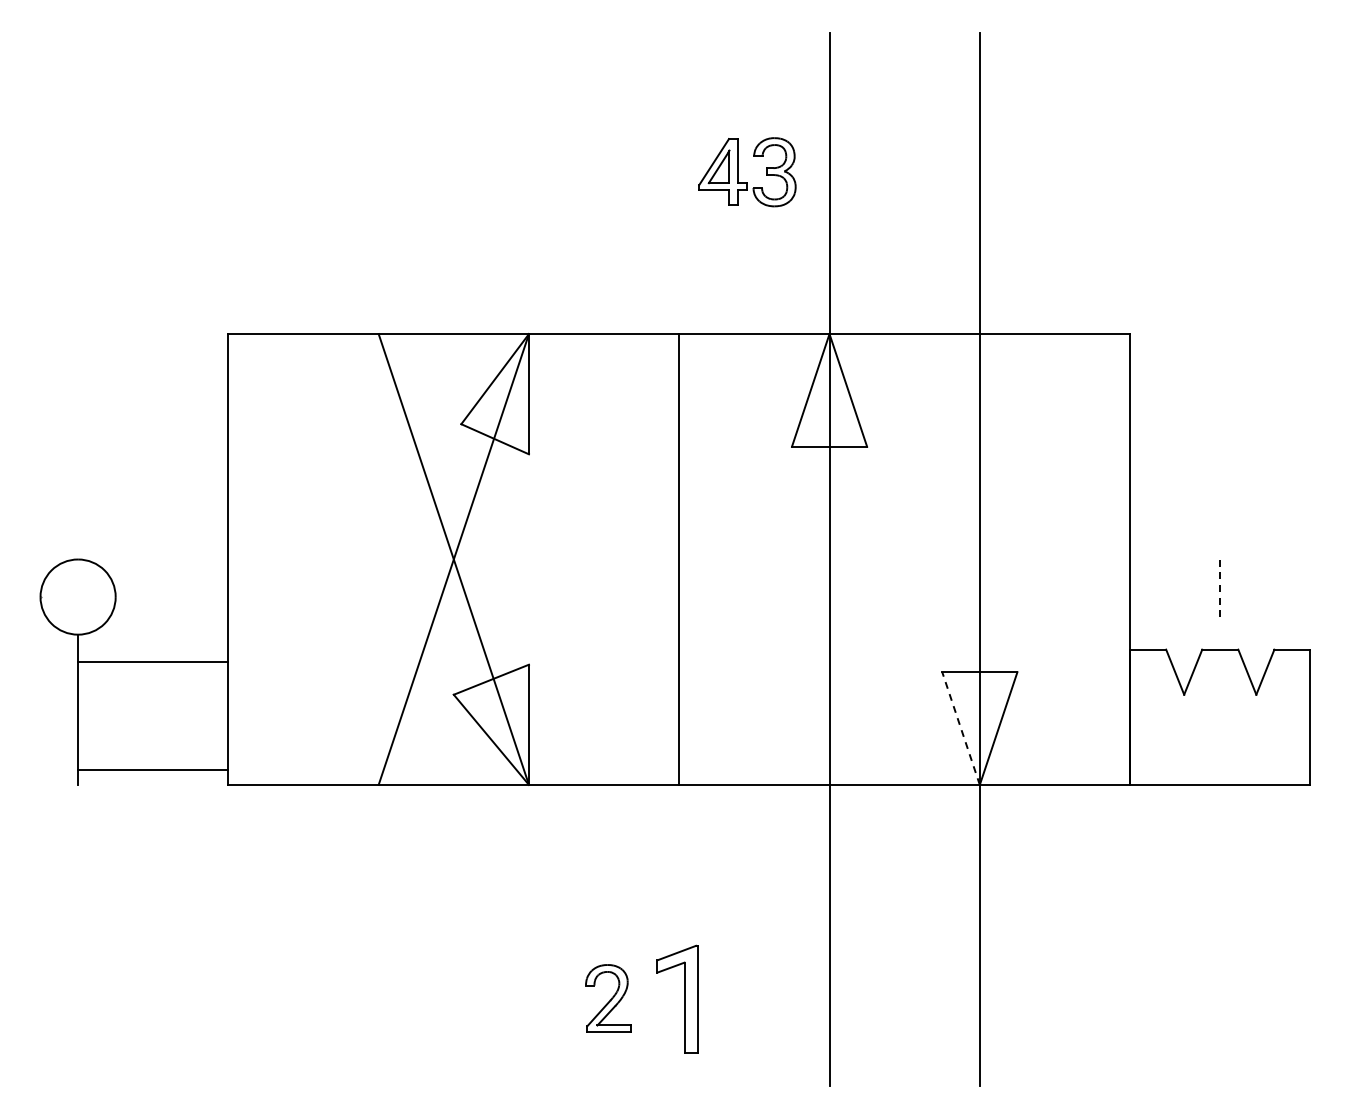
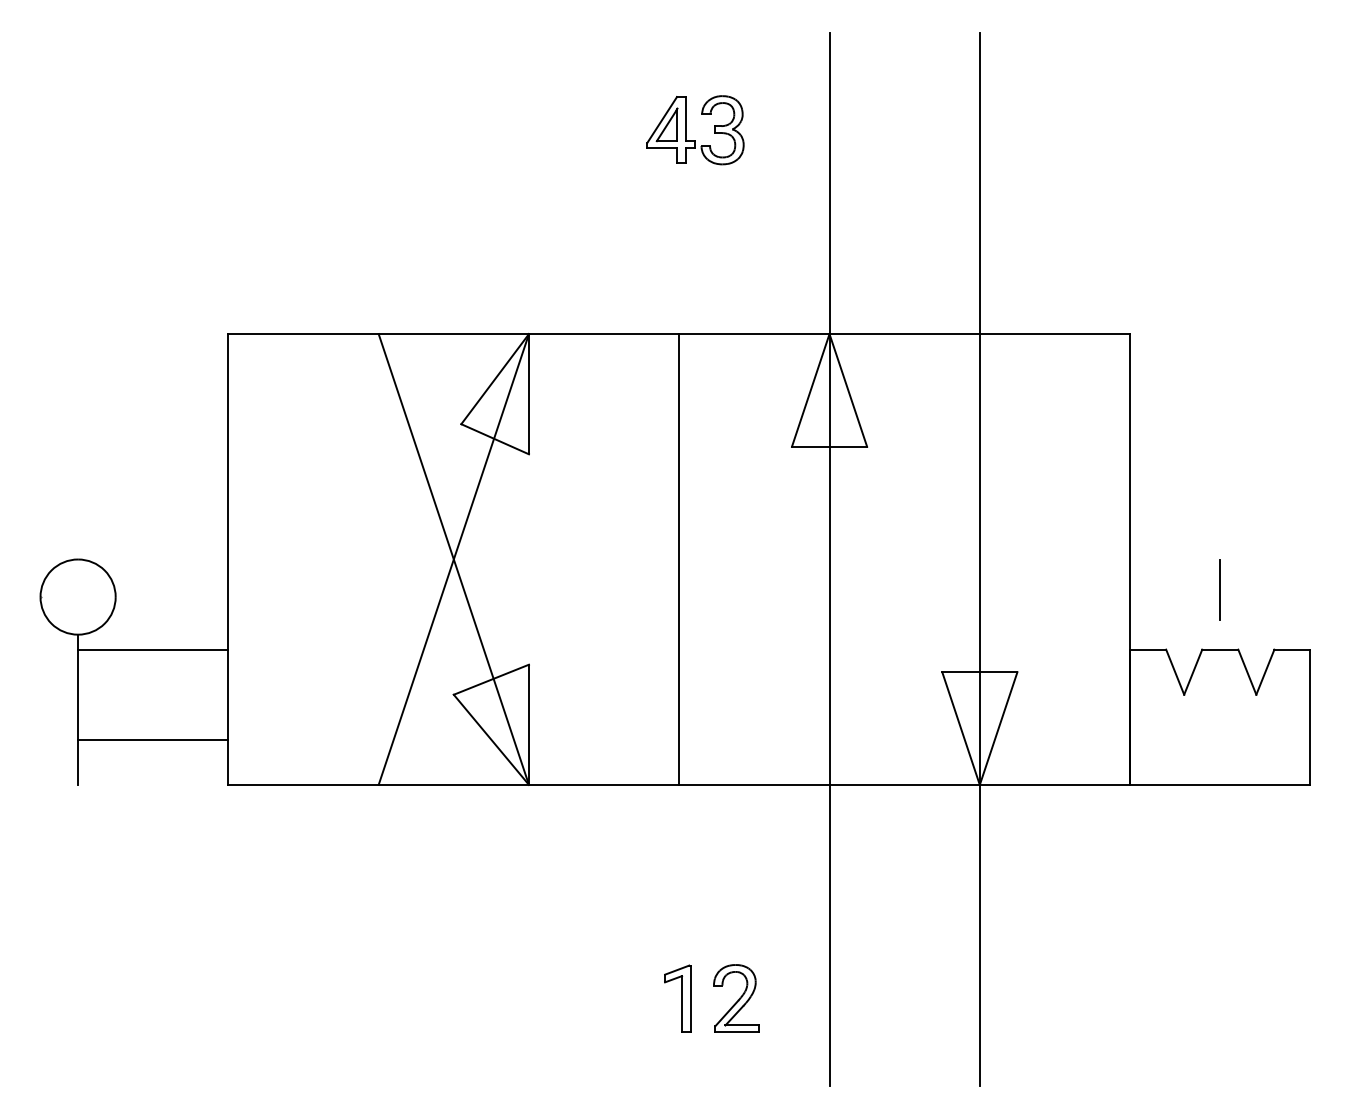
part position: (738, 172) -> (686, 130) (686, 130)
line: dashed -> solid (1220, 590)
line position: (153, 661) -> (153, 649) (153, 649)
line: dashed -> solid (960, 728)
line position: (153, 769) -> (153, 739) (153, 739)
part position: (608, 998) -> (736, 998) (736, 998)
part size: 43x110 px -> 28x69 px (677, 998)
